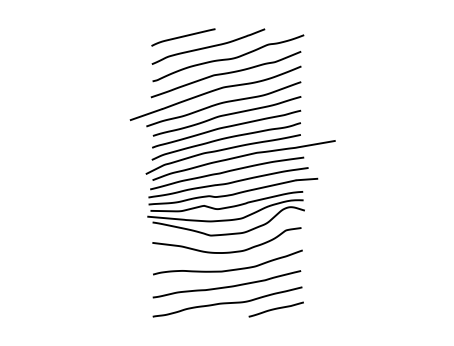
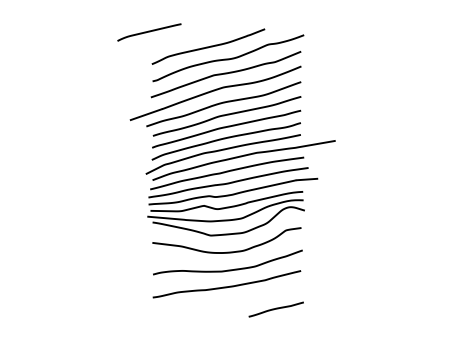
curve position: (183, 37) -> (149, 32) (149, 32)
curve: present -> none (227, 302)
